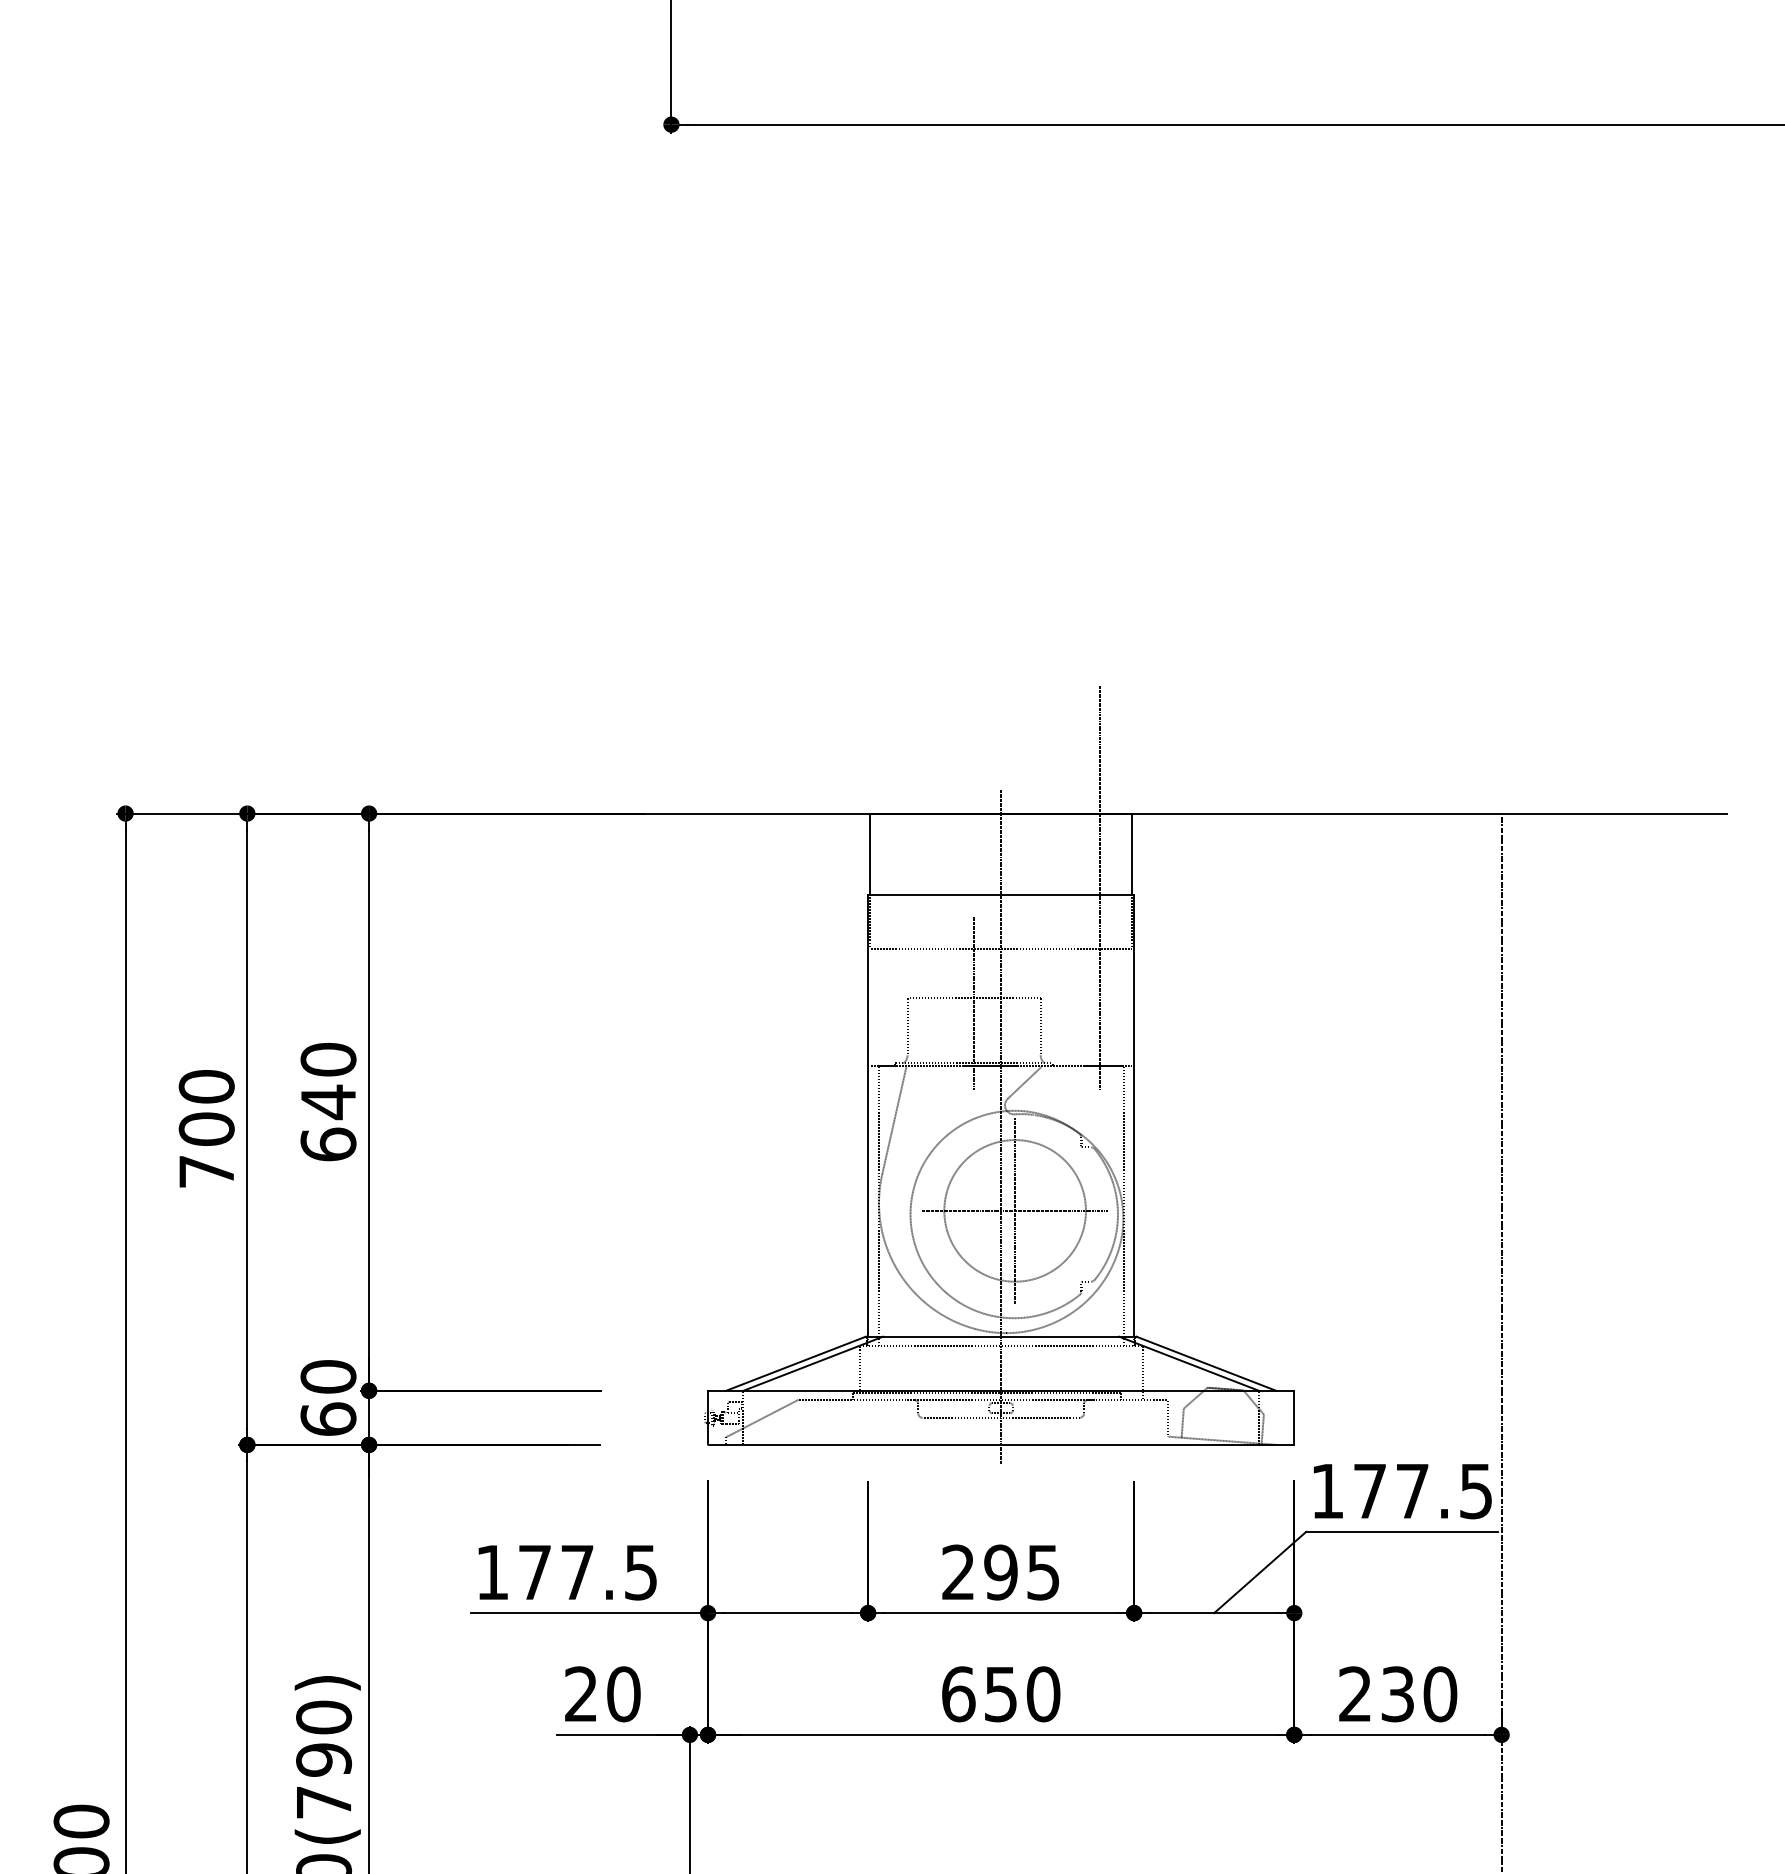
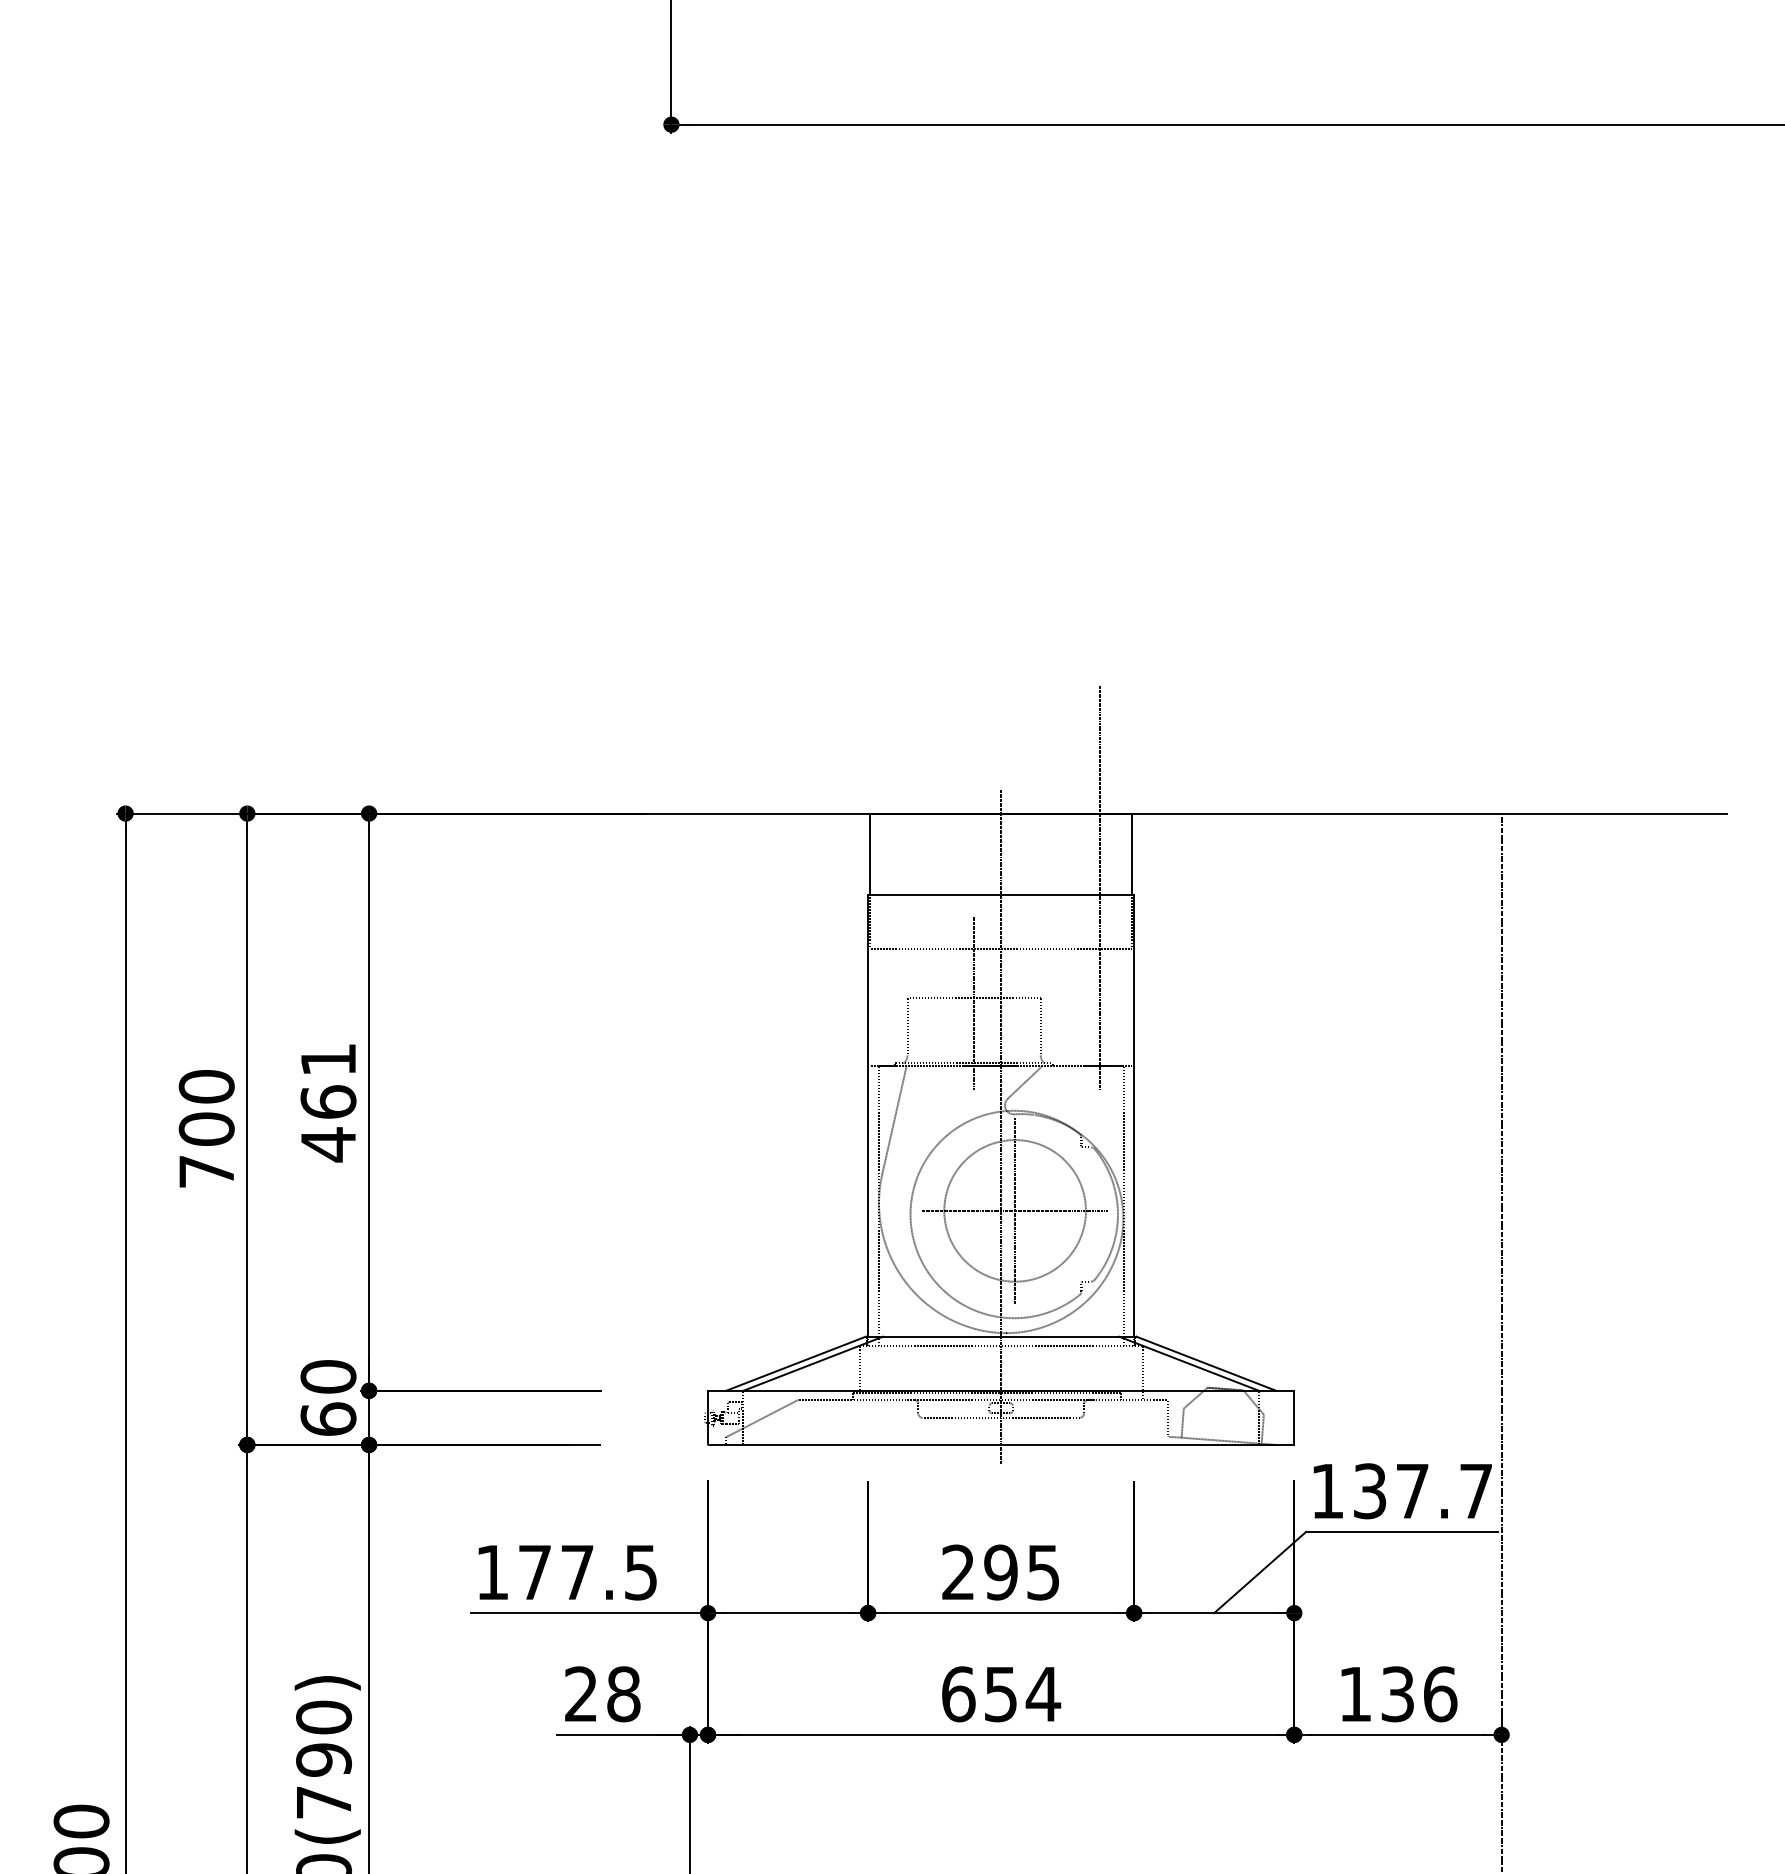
text: 640 -> 461 (328, 1102)
text: 177.5 -> 137.7 (1422, 1491)
text: 20 -> 28 (623, 1694)
text: 650 -> 654 (1043, 1694)
text: 230 -> 136 (1398, 1694)
